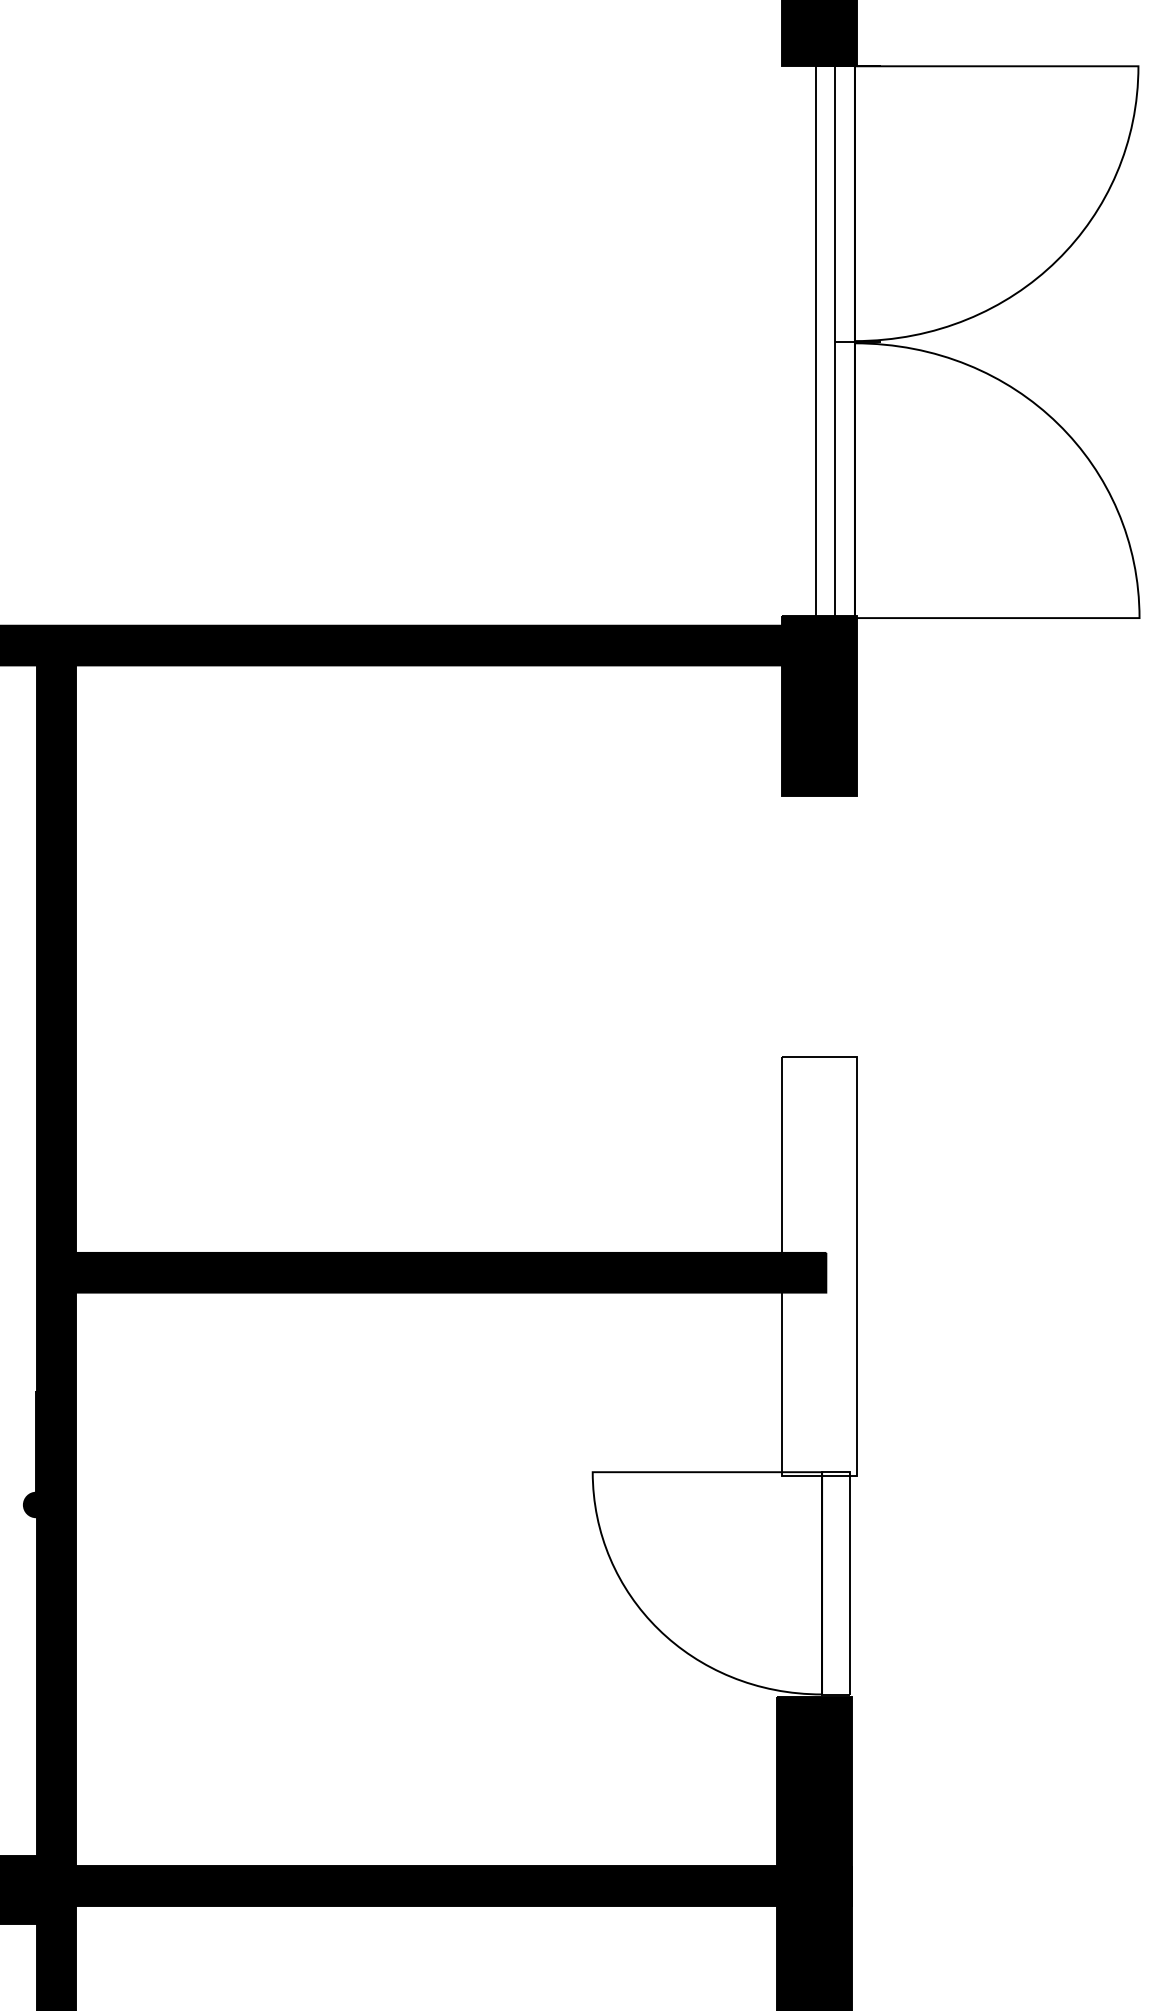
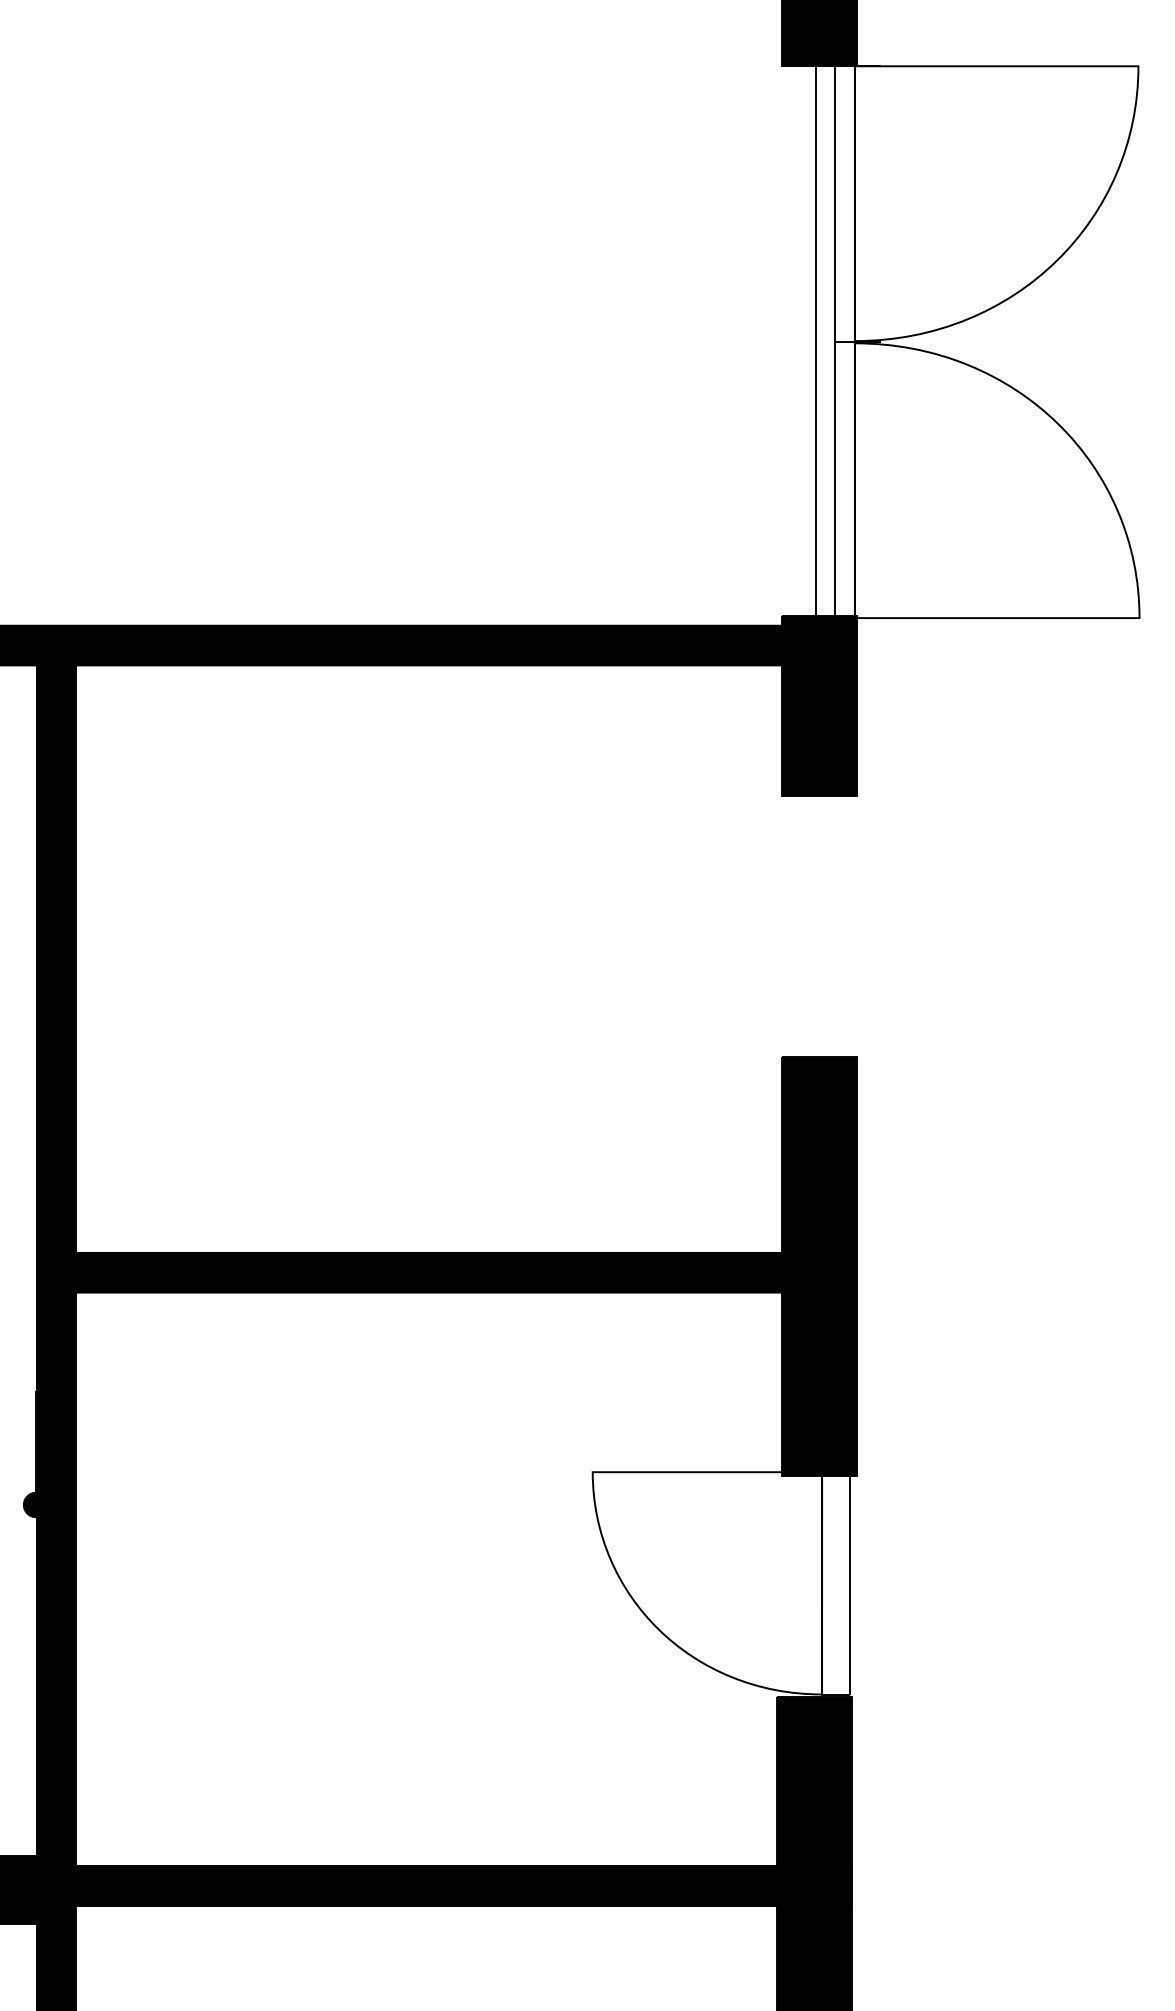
fill: none -> present (819, 1266)
